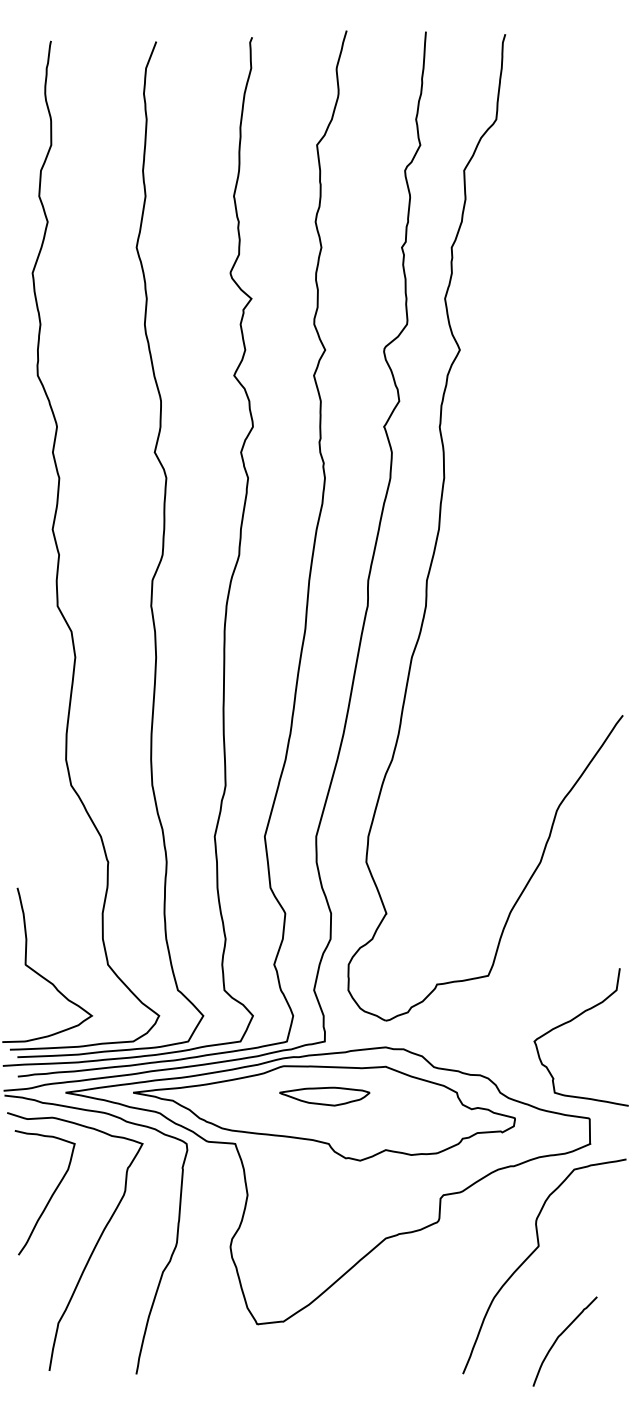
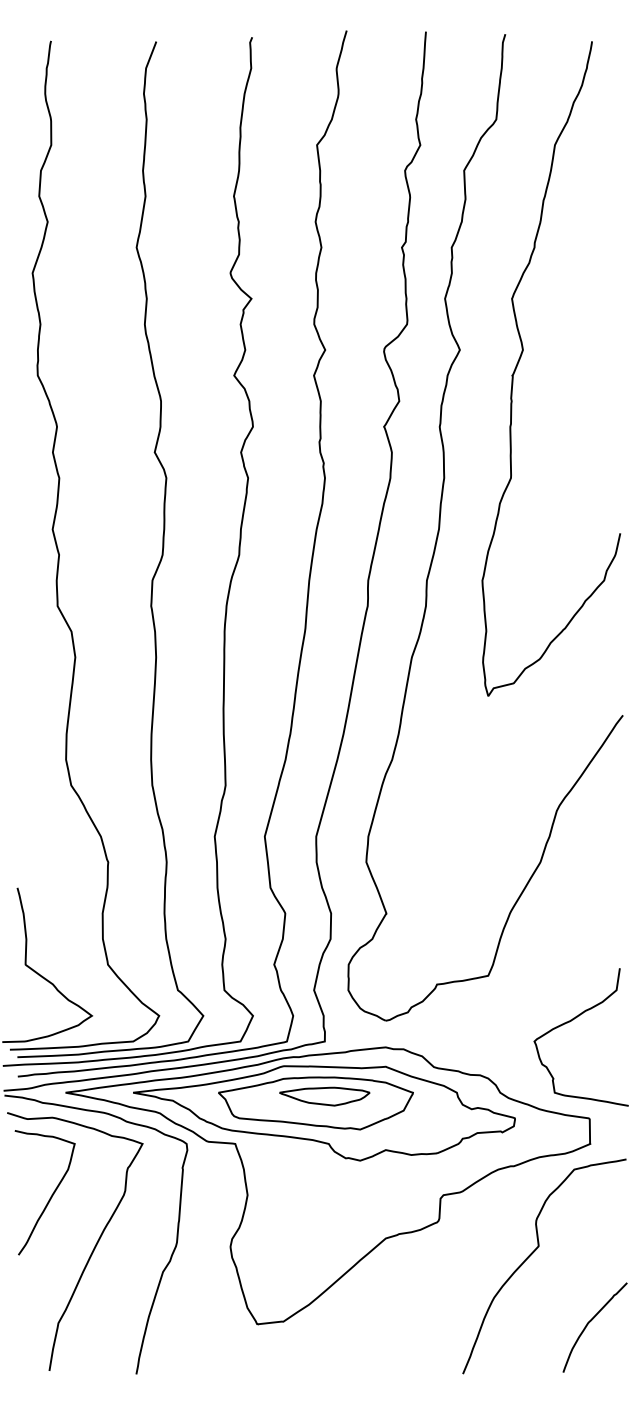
curve: none -> present (521, 357)
part: none -> present (315, 1103)
curve position: (560, 1336) -> (590, 1322) (590, 1322)
